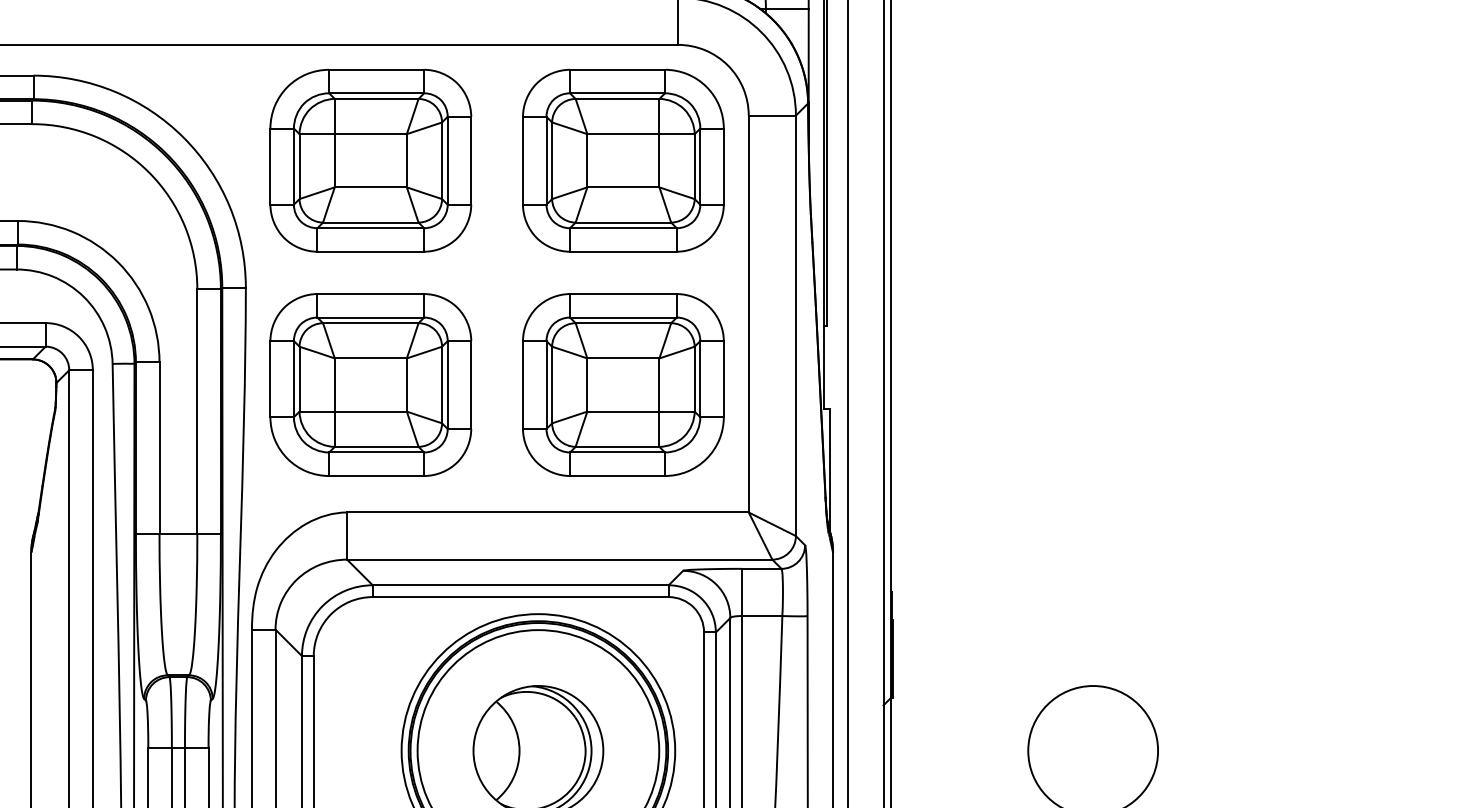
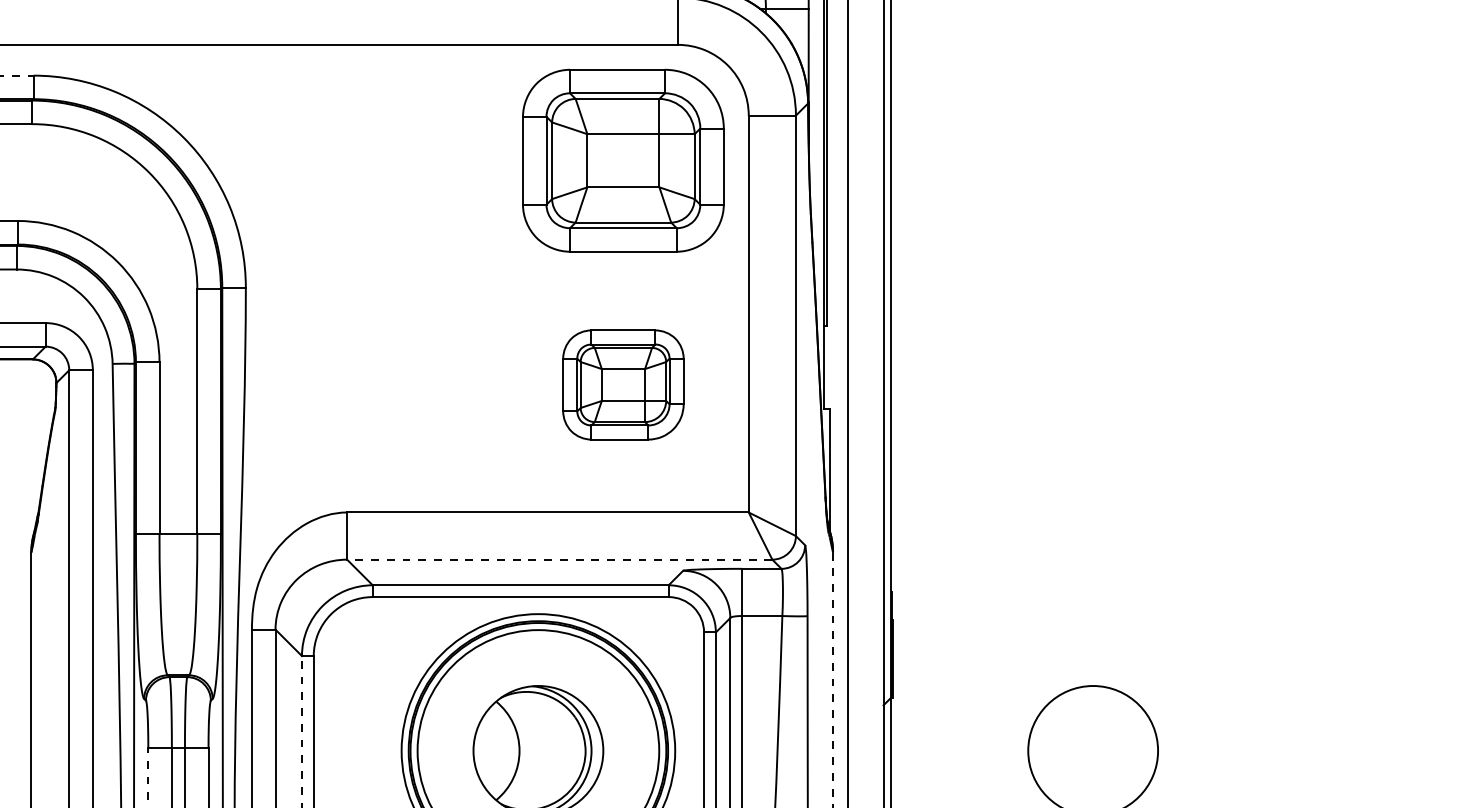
line: solid -> dashed (17, 75)
part: present -> none (370, 160)
part: present -> none (370, 384)
part size: 203x184 px -> 123x112 px (623, 384)
line: solid -> dashed (559, 559)
line: solid -> dashed (833, 680)
line: solid -> dashed (301, 731)
line: solid -> dashed (148, 777)
